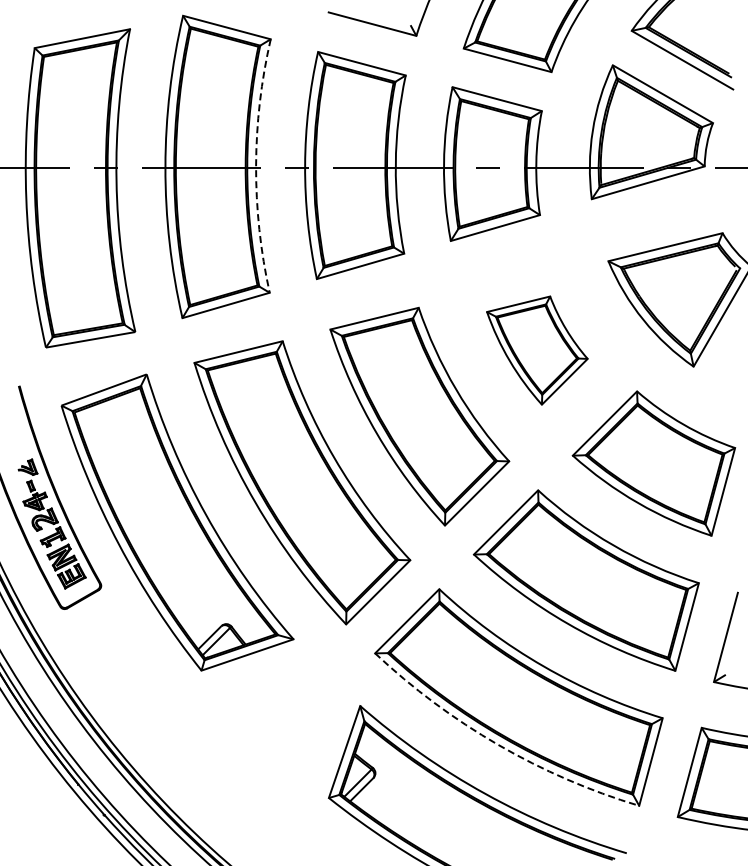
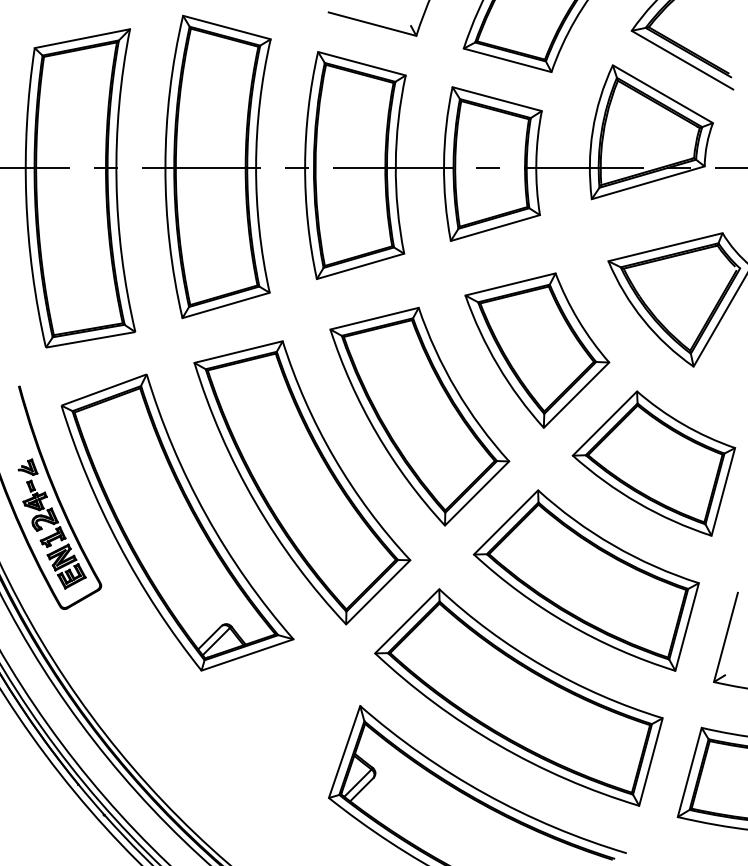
arc: dashed -> solid (256, 165)
part size: 103x111 px -> 147x157 px (537, 350)
arc: dashed -> solid (498, 744)
